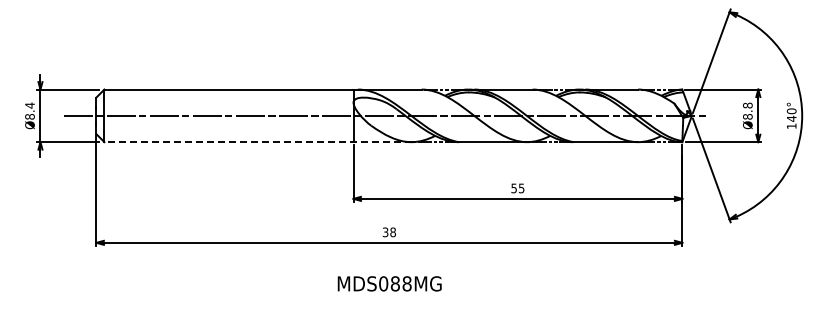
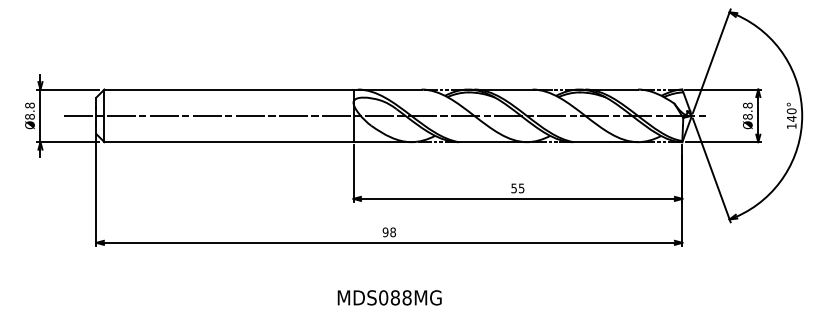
text: Ø8.4 -> Ø8.8 (29, 105)
line: dashed -> solid (258, 142)
text: 38 -> 98 (385, 232)
text position: (389, 283) -> (389, 297) (389, 297)
